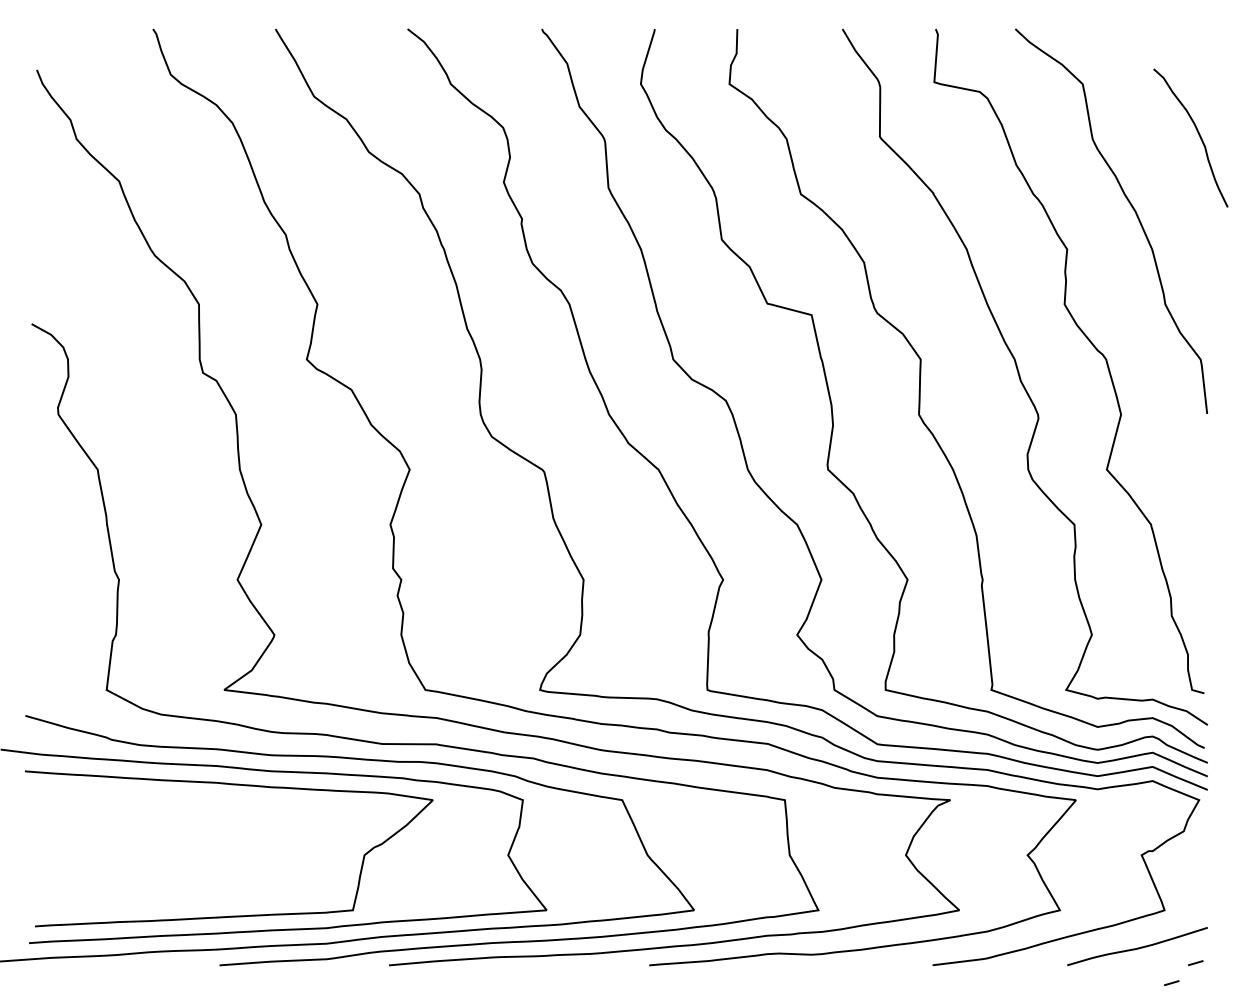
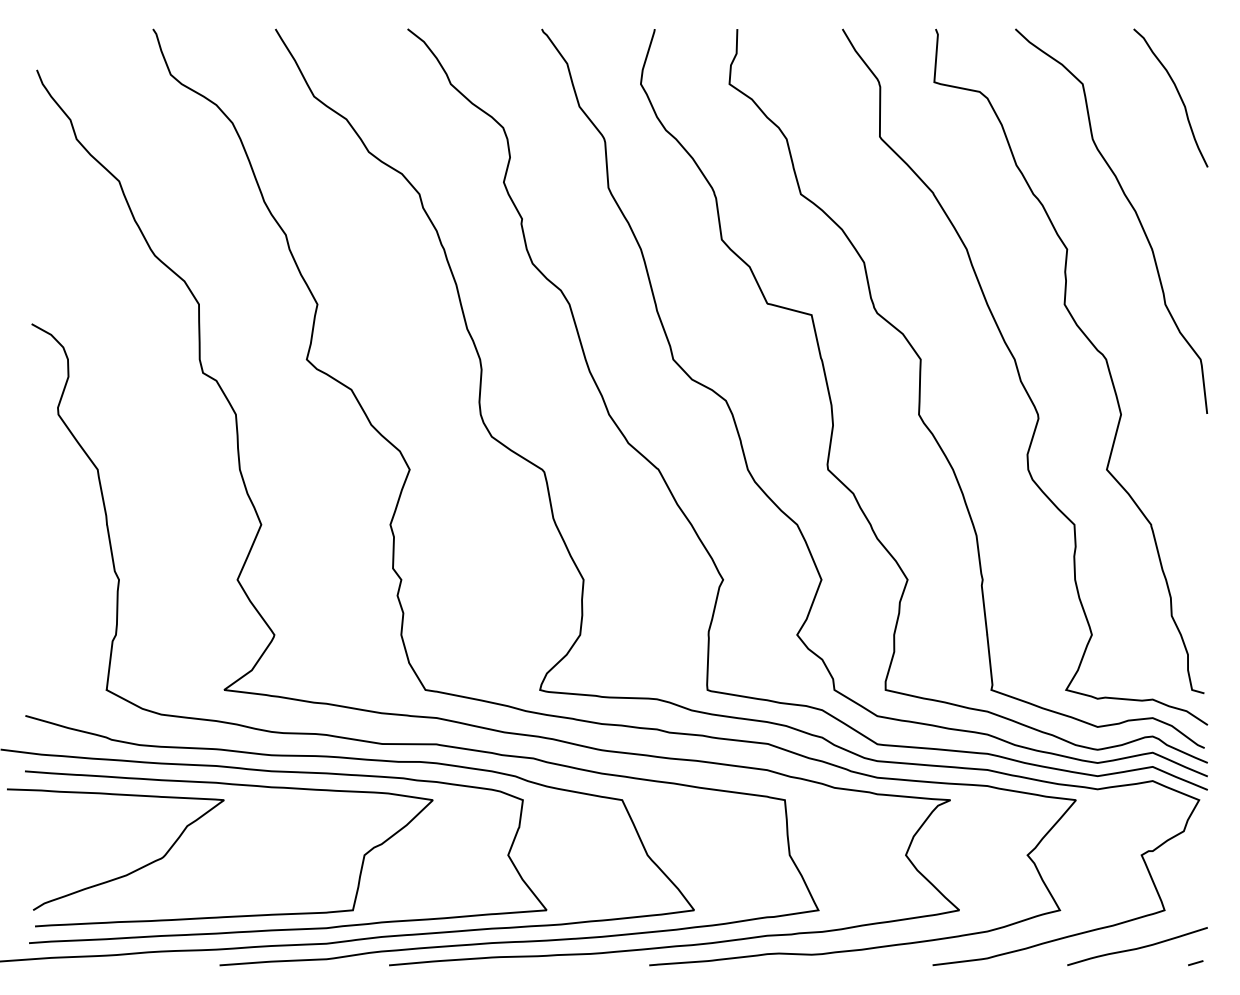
curve position: (1197, 133) -> (1177, 93) (1177, 93)
curve: none -> present (127, 873)
line: present -> none (1171, 983)
